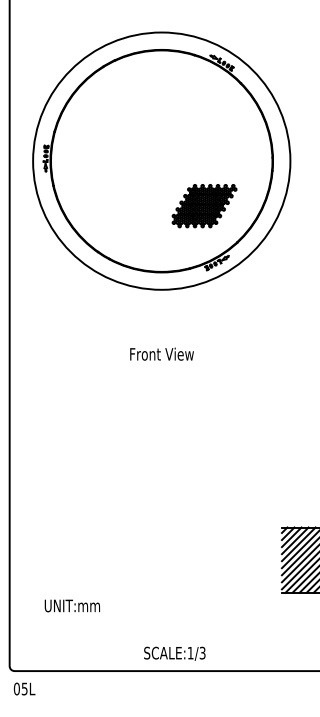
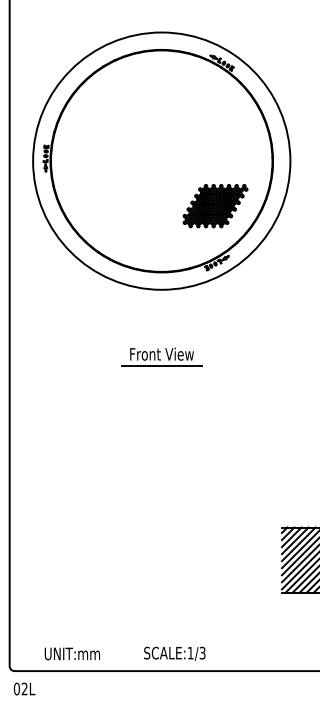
part position: (204, 206) -> (215, 206) (215, 206)
line: none -> present (161, 365)
text position: (71, 605) -> (71, 653) (71, 653)
text: 05L -> 02L (24, 688)
